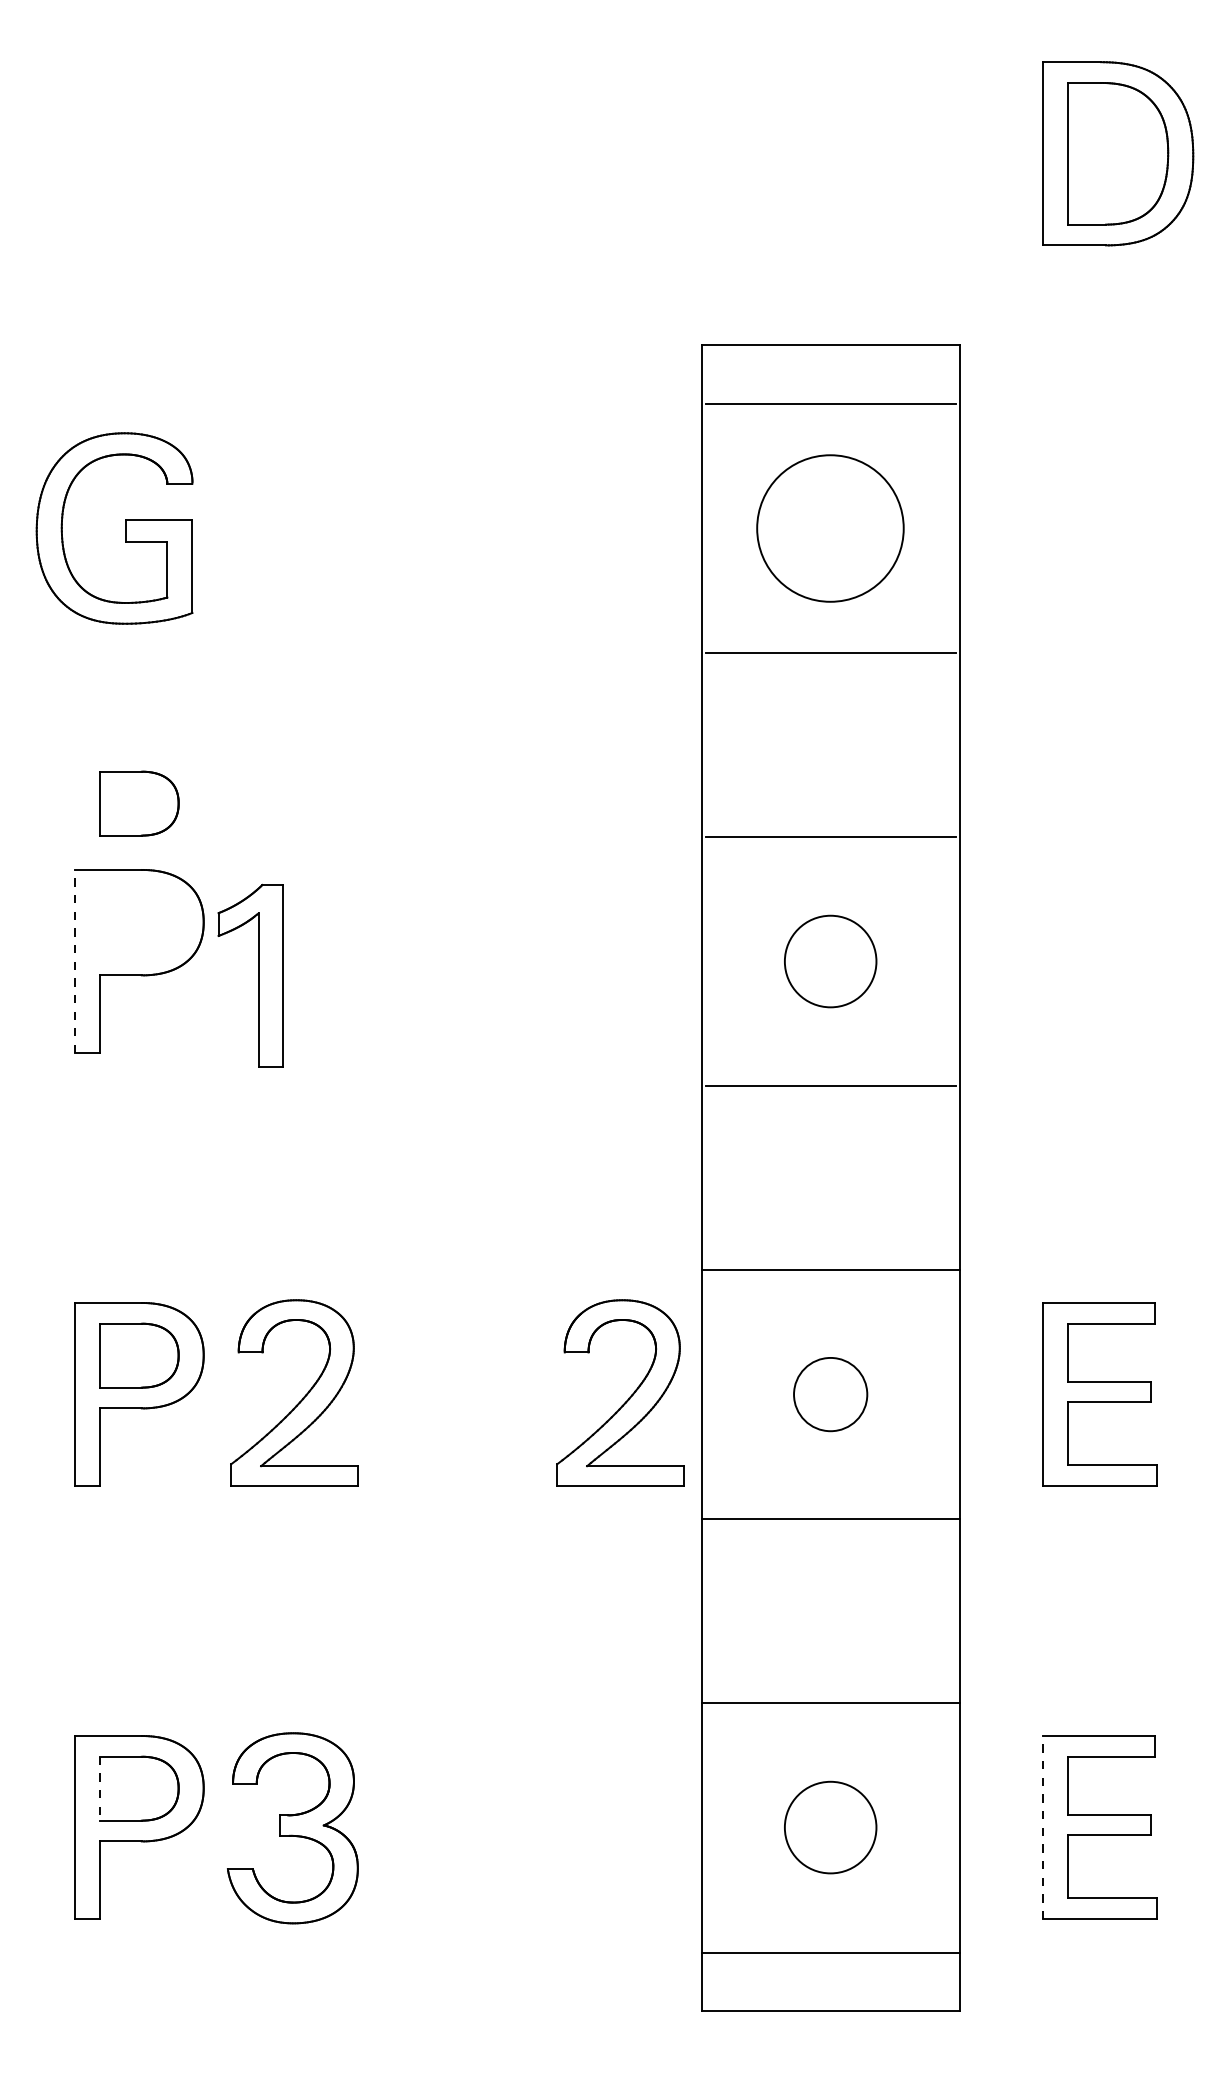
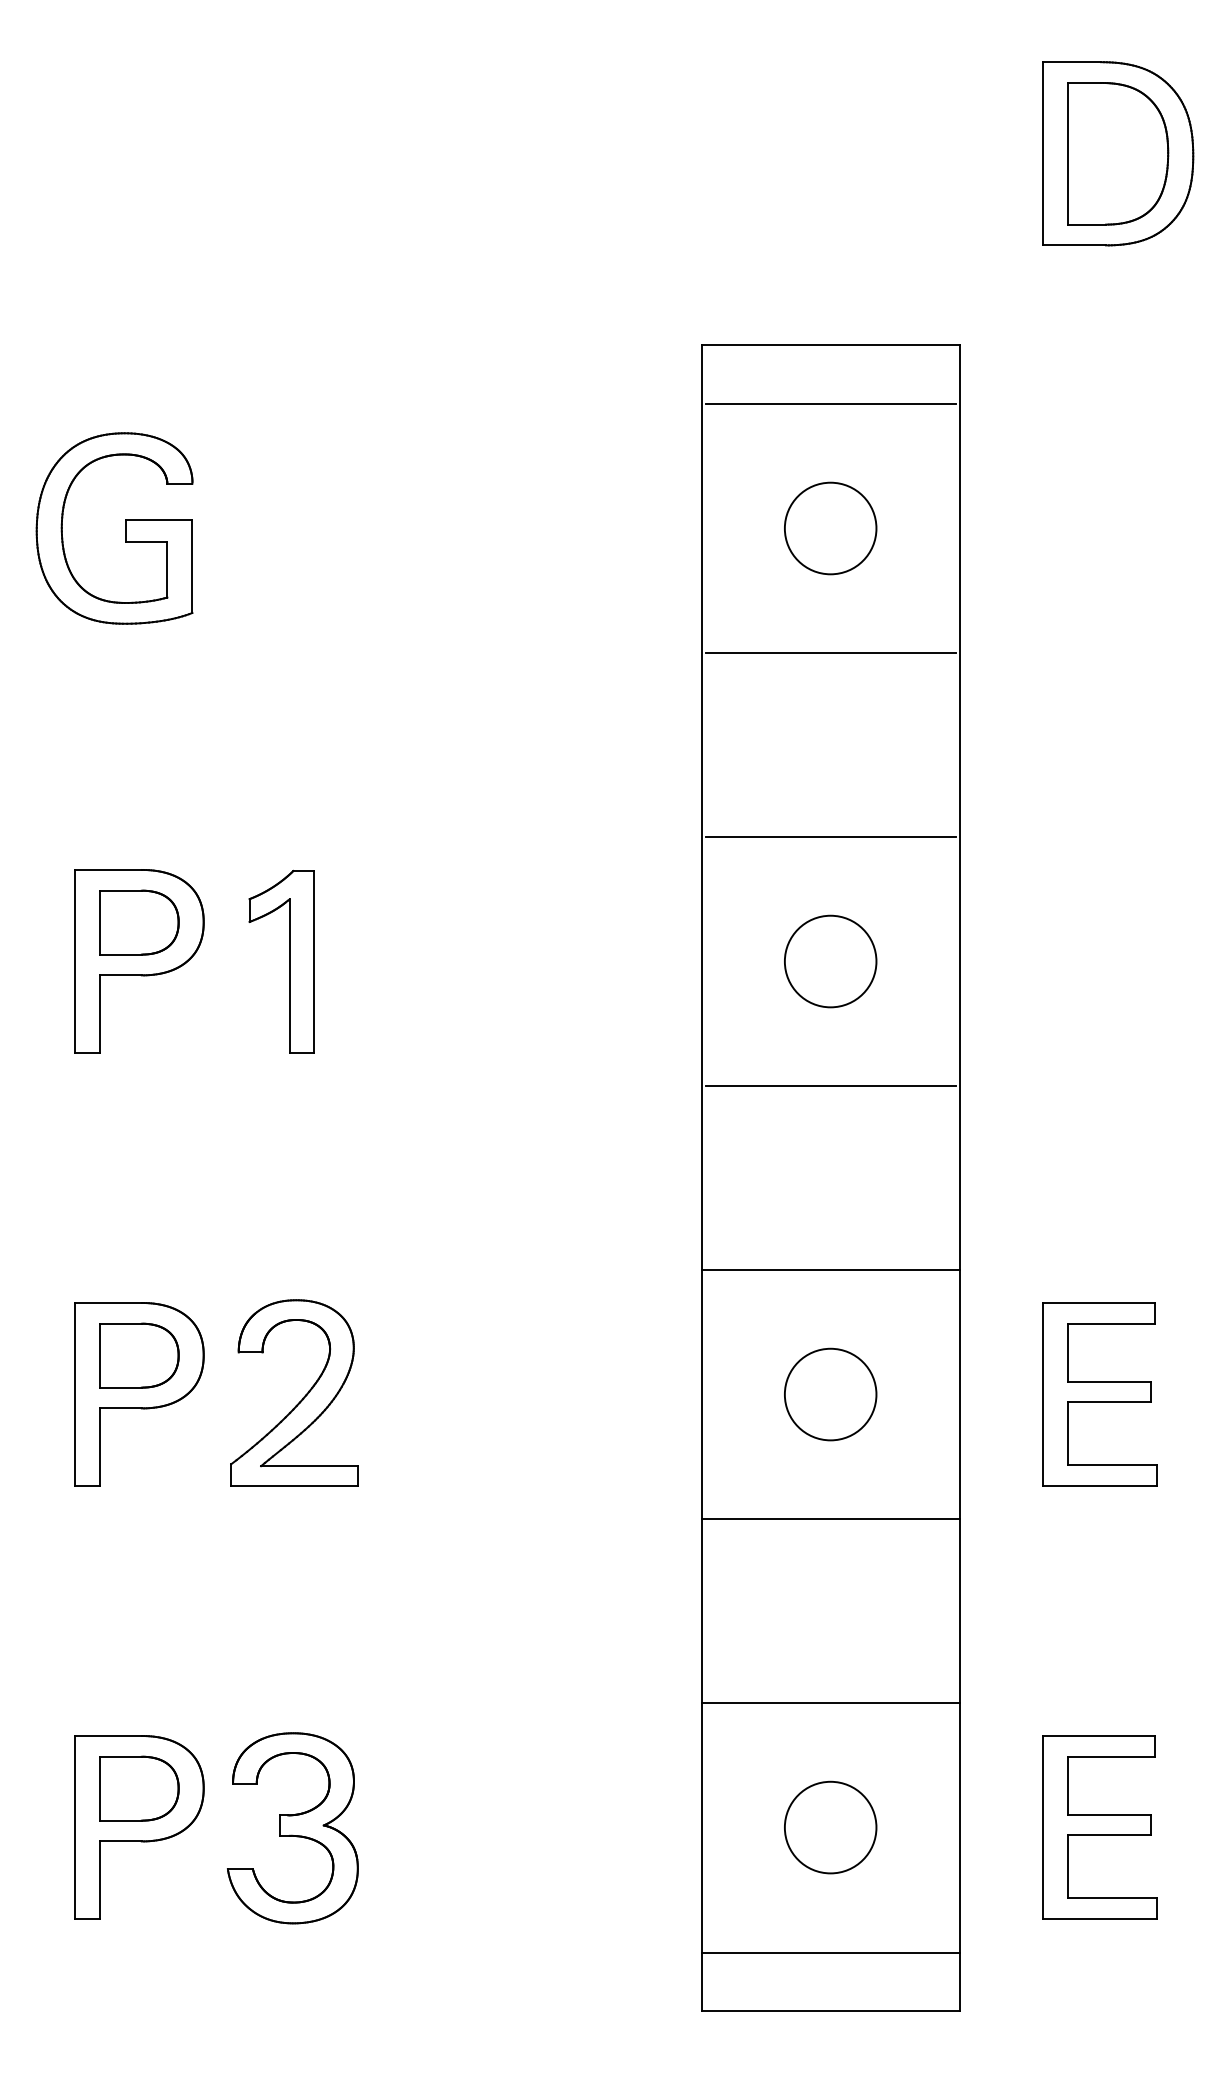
circle size: 149x149 px -> 94x95 px (830, 528)
part position: (139, 803) -> (139, 922) (139, 922)
line: dashed -> solid (75, 961)
part position: (258, 975) -> (289, 961) (289, 961)
circle diameter: 73 px -> 92 px (830, 1394)
part: present -> none (628, 1397)
line: dashed -> solid (100, 1788)
line: dashed -> solid (1043, 1827)
